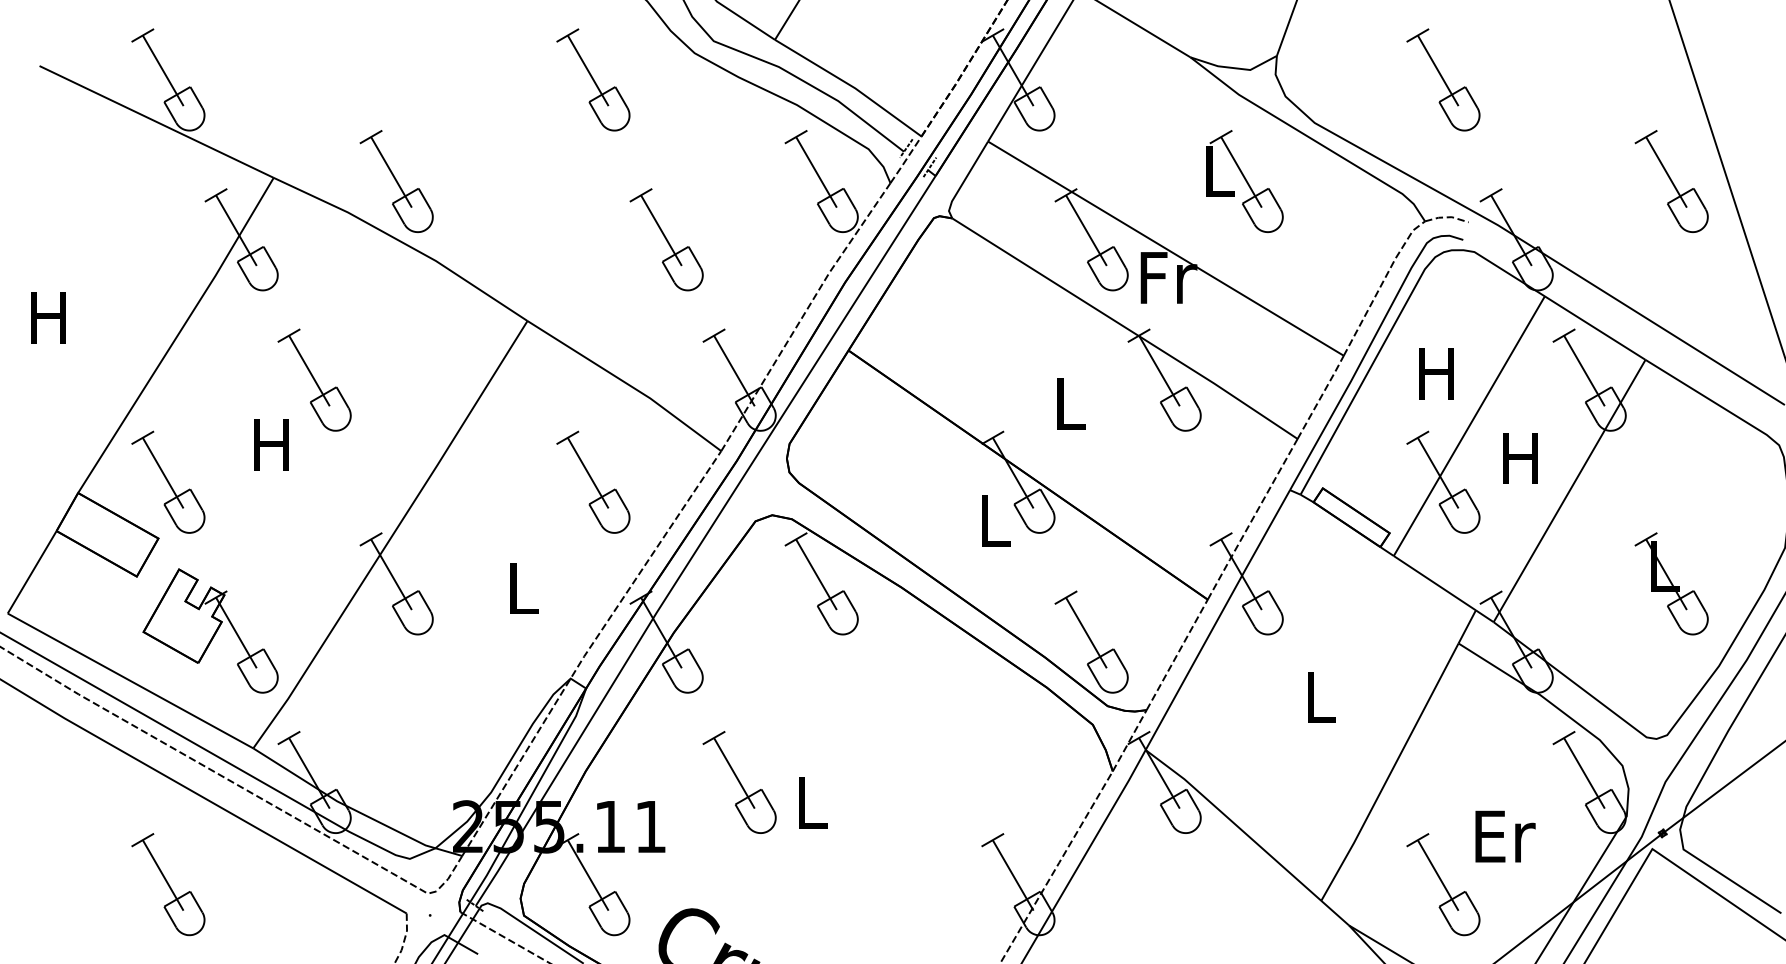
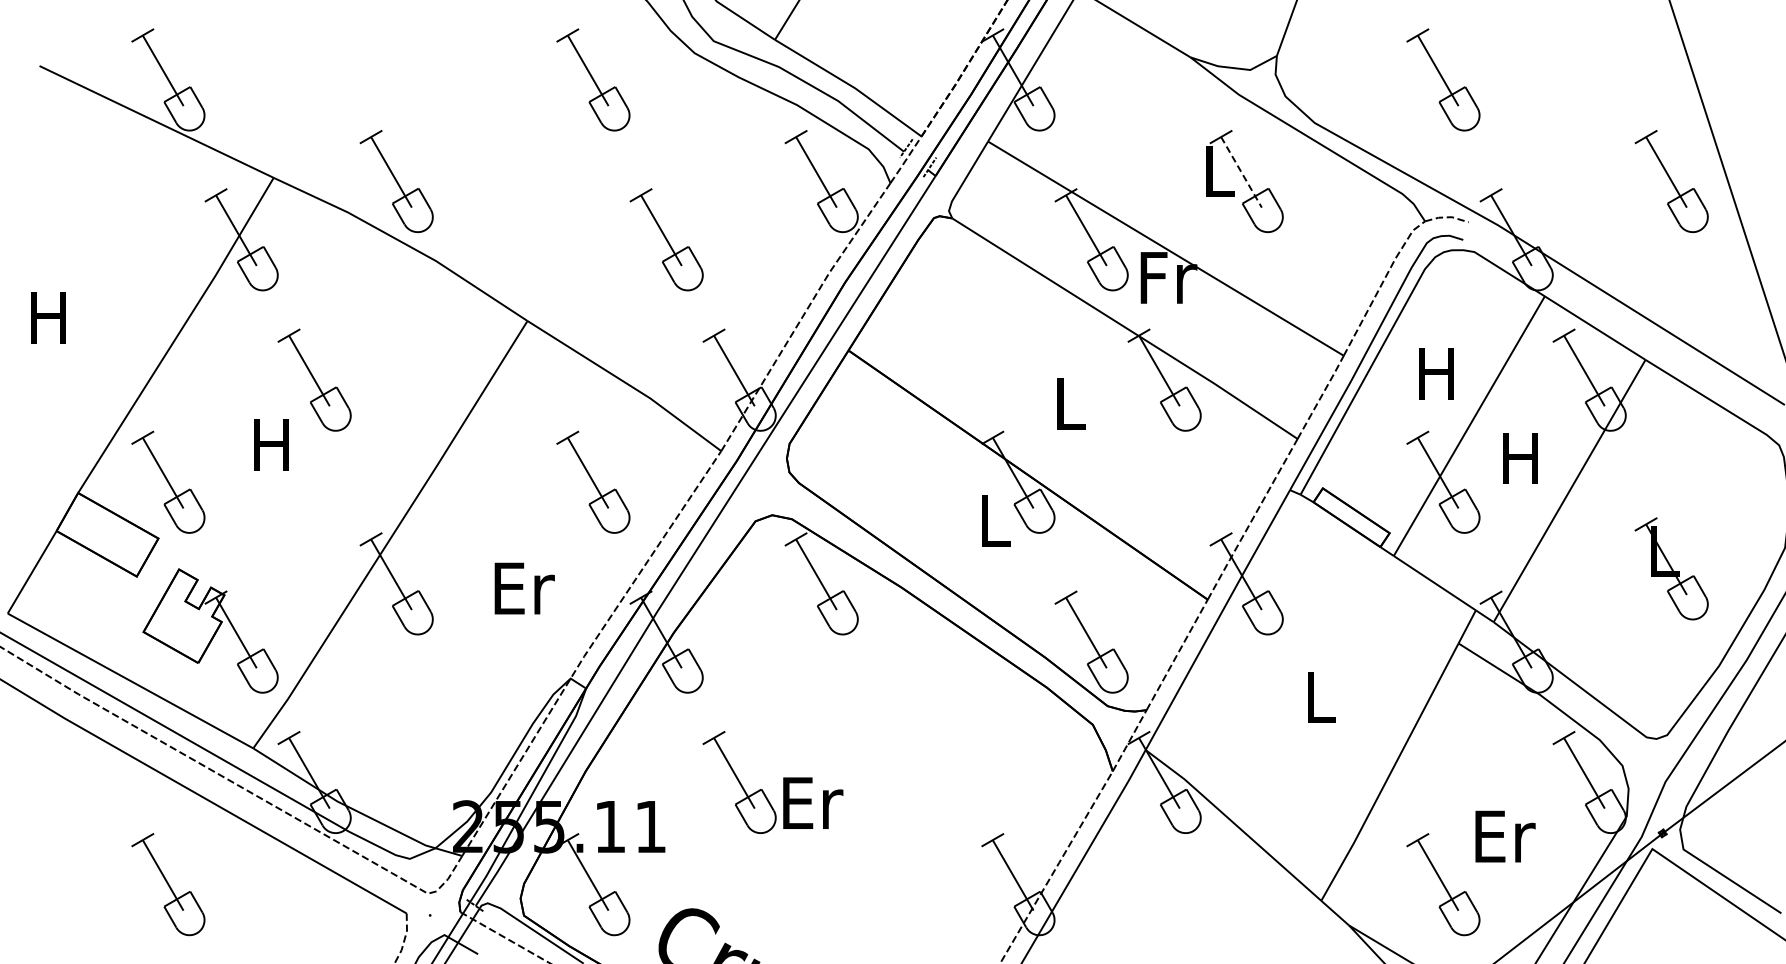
line: solid -> dashed (1241, 172)
part position: (1671, 583) -> (1671, 568) (1671, 568)
text: L -> Er (524, 588)
text: L -> Er (813, 802)
